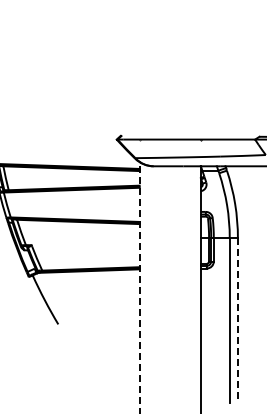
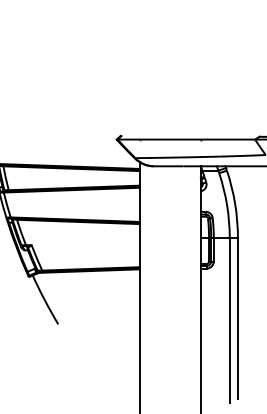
line: dashed -> solid (139, 288)
line: dashed -> solid (237, 318)
